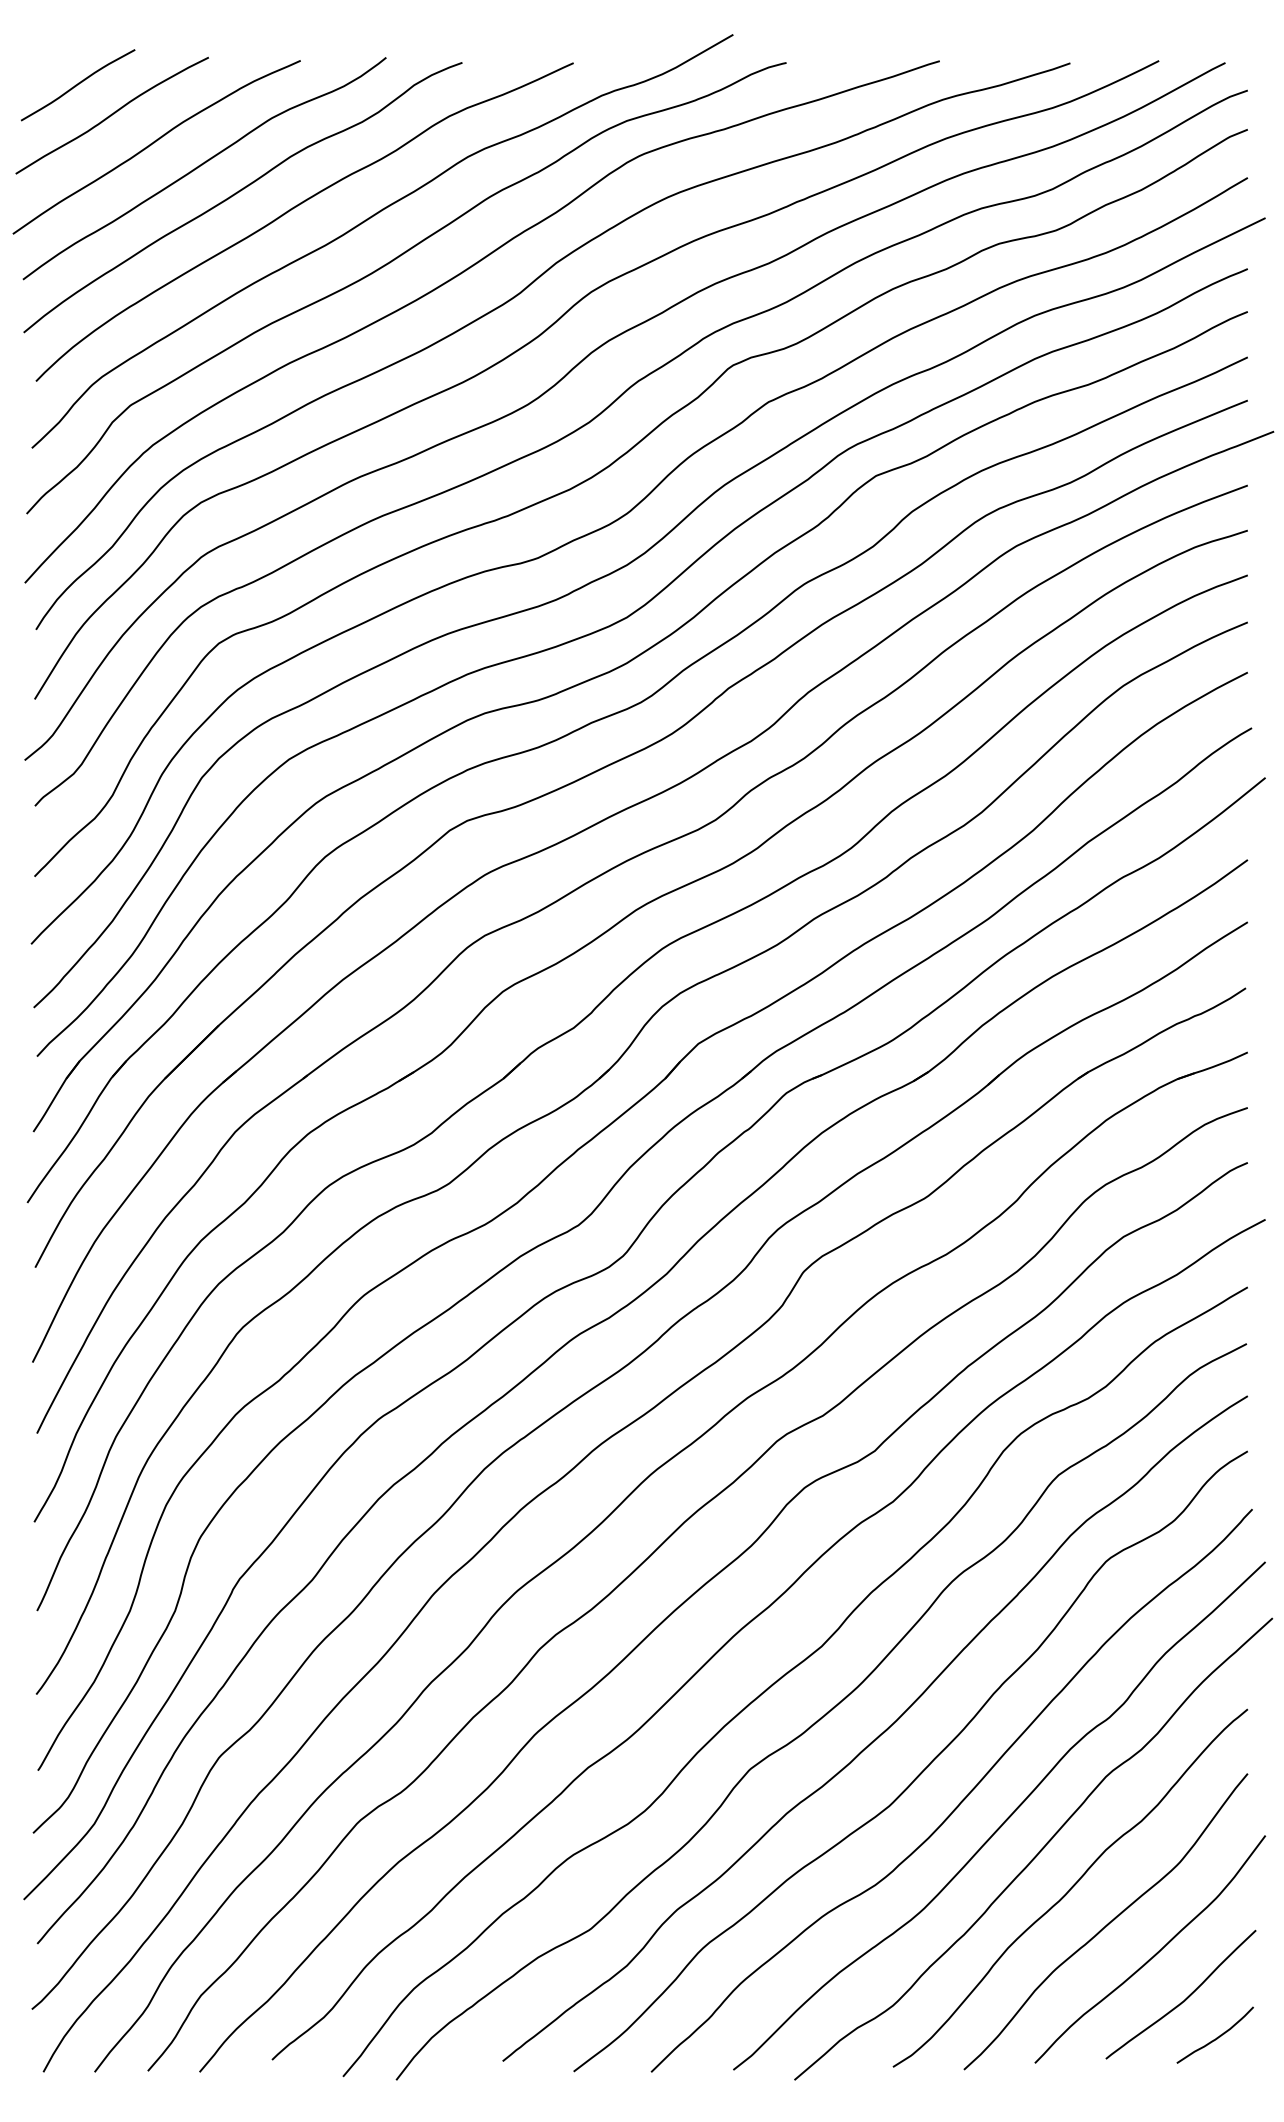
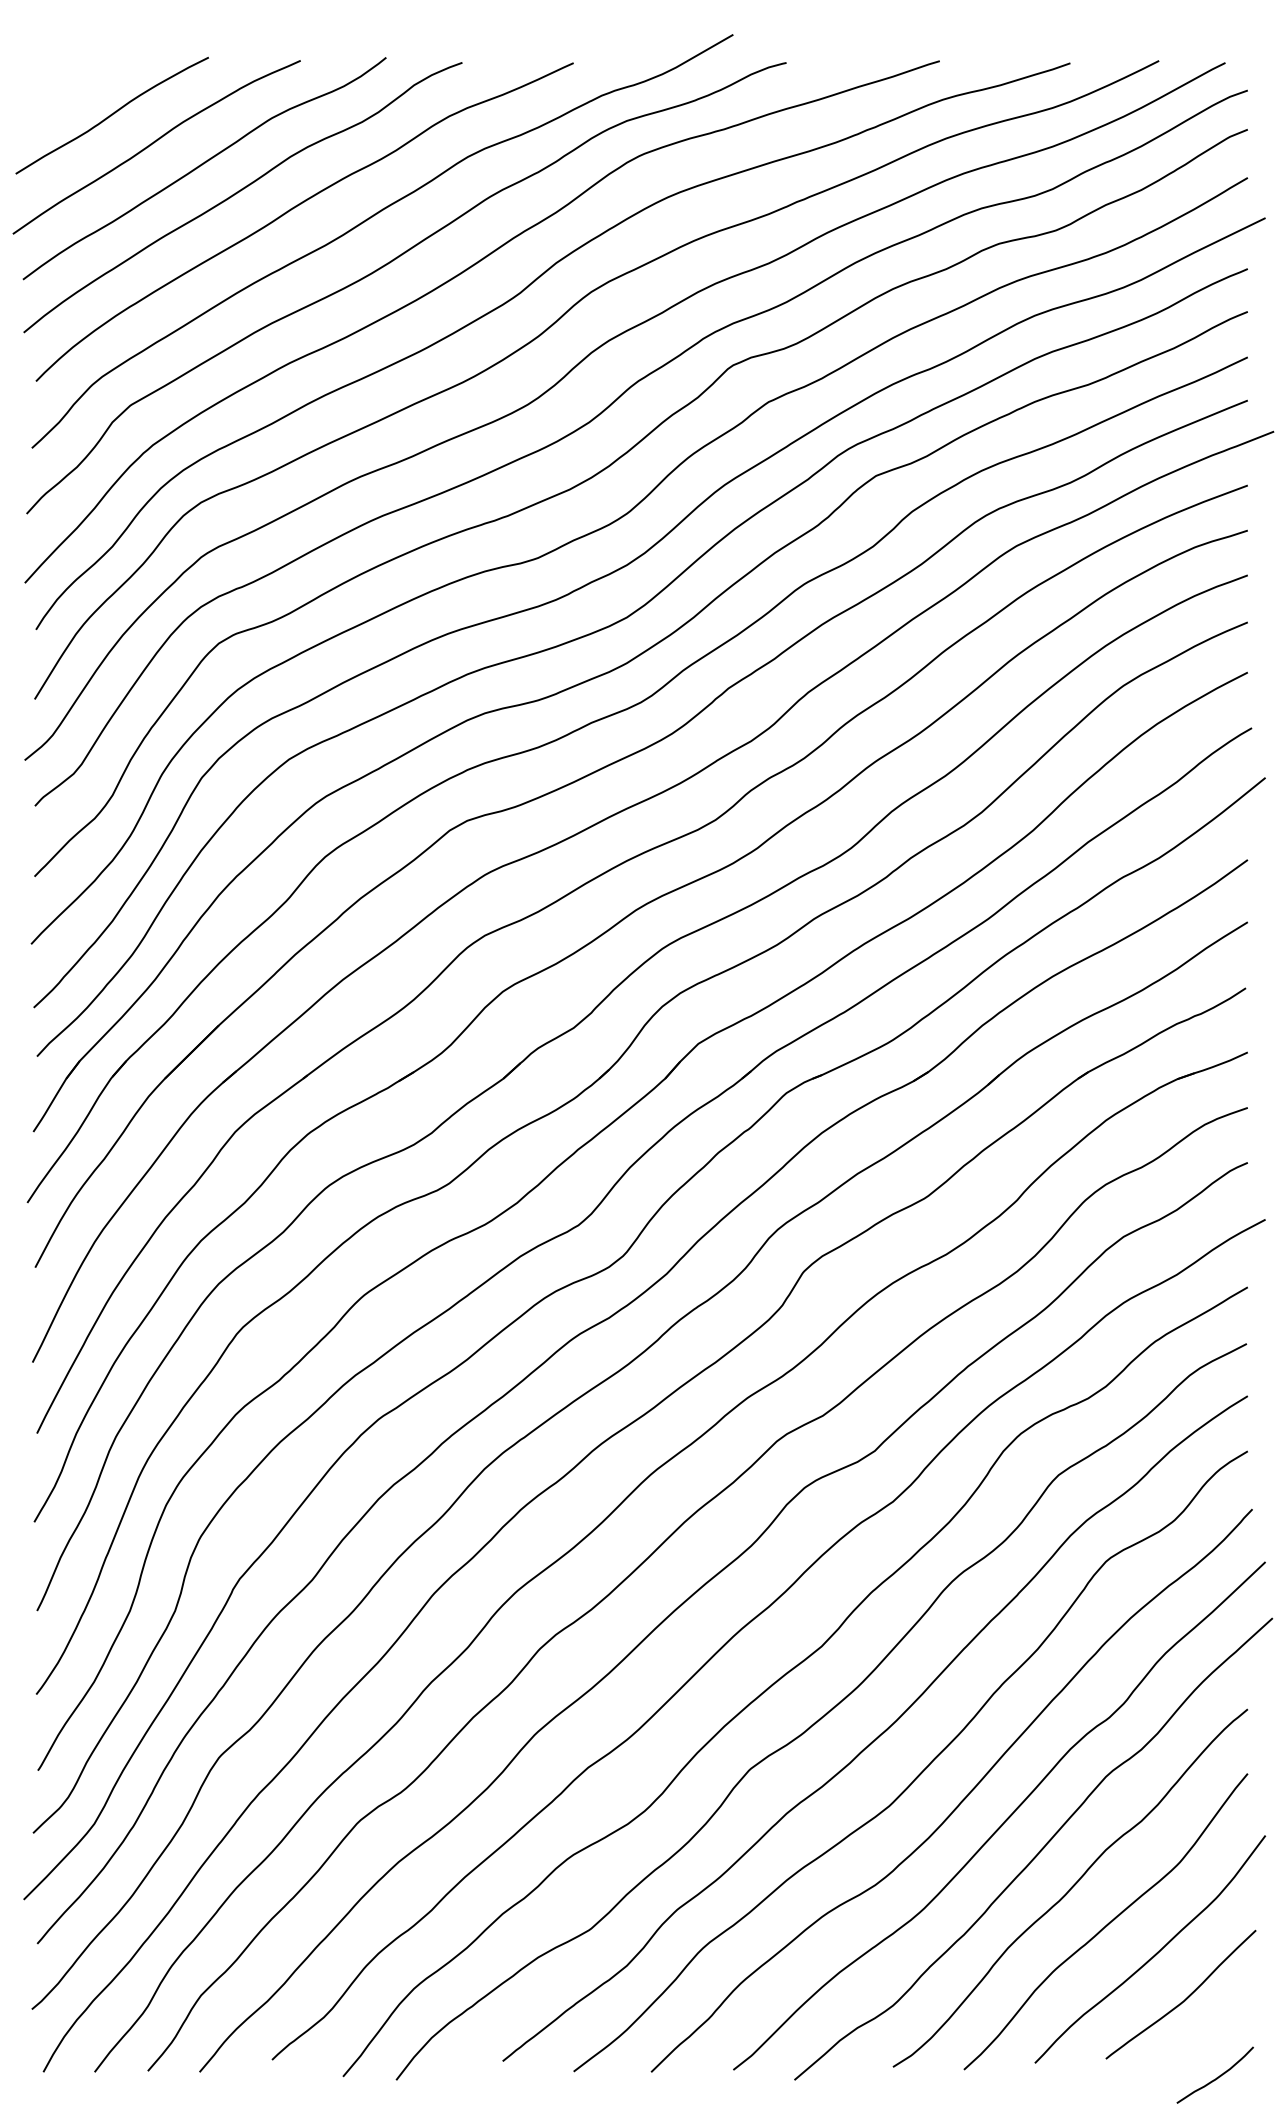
curve: present -> none (77, 85)
curve position: (1217, 2036) -> (1217, 2076) (1217, 2076)
